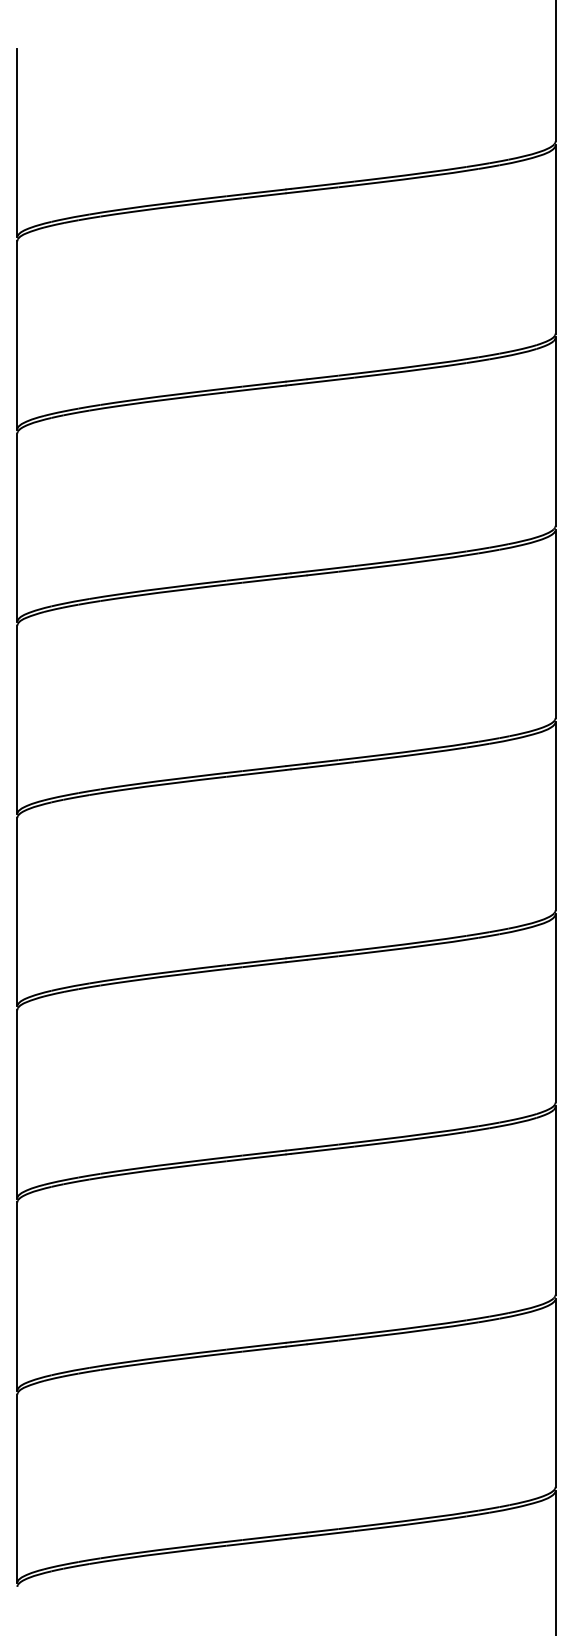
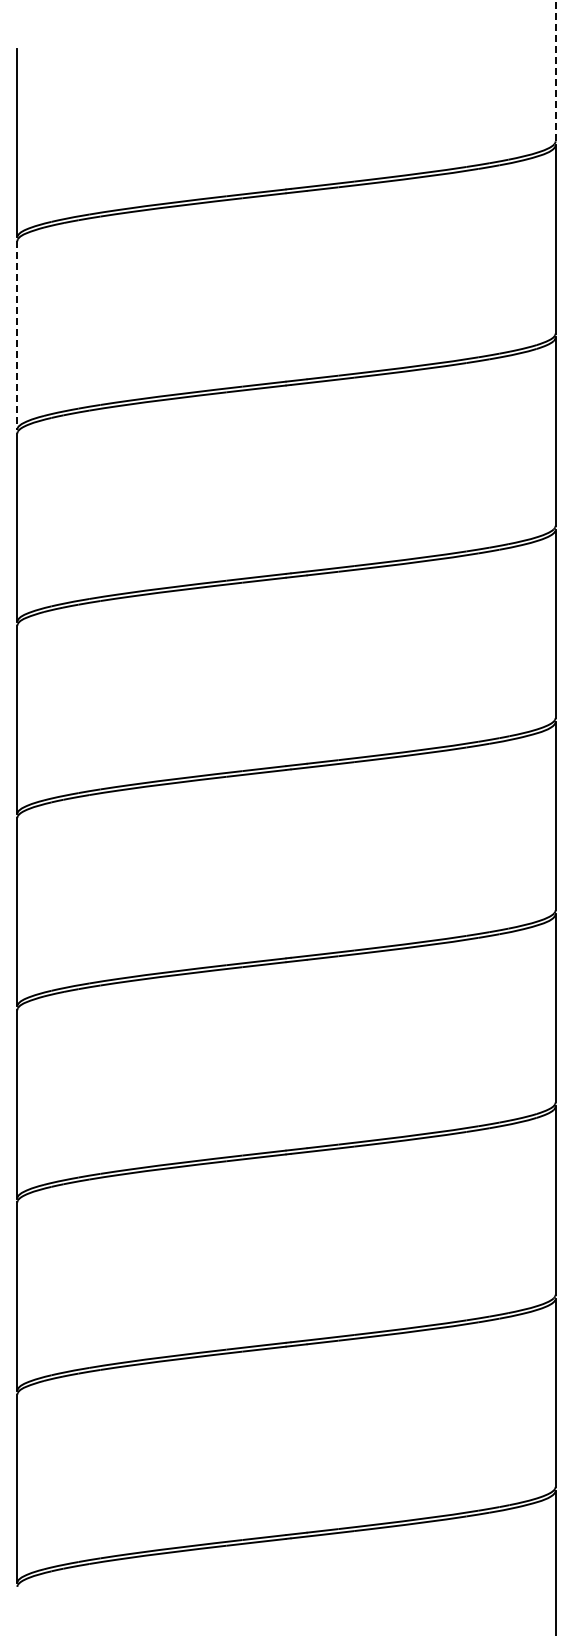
line: solid -> dashed (555, 70)
line: solid -> dashed (17, 335)
